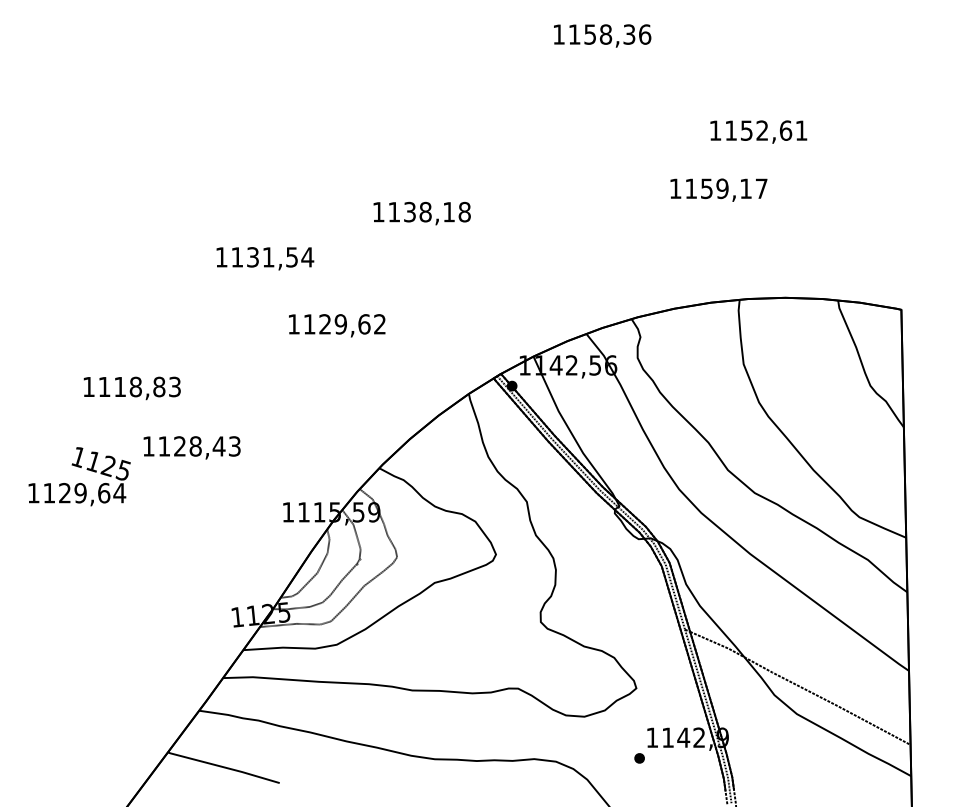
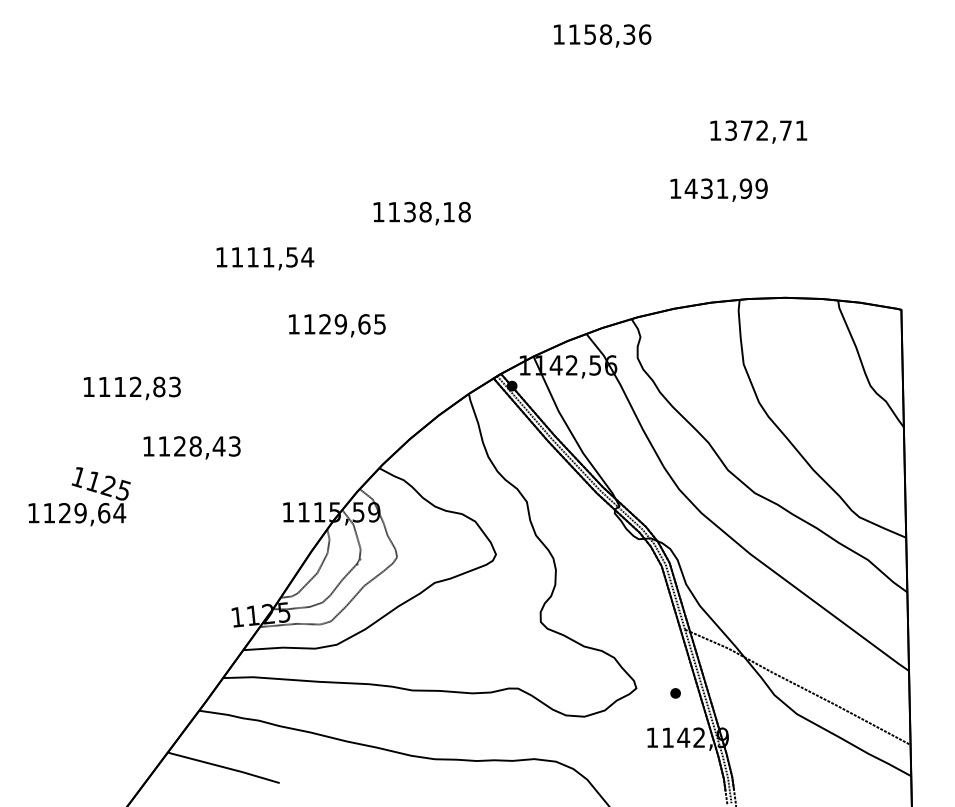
text: 1152,61 -> 1372,71 (758, 130)
text: 1159,17 -> 1431,99 (725, 188)
text: 1131,54 -> 1111,54 (252, 257)
text: 1129,62 -> 1129,65 (379, 324)
text: 1118,83 -> 1112,83 (135, 386)
text position: (79, 476) -> (79, 496) (79, 496)
part position: (639, 758) -> (675, 693) (675, 693)
